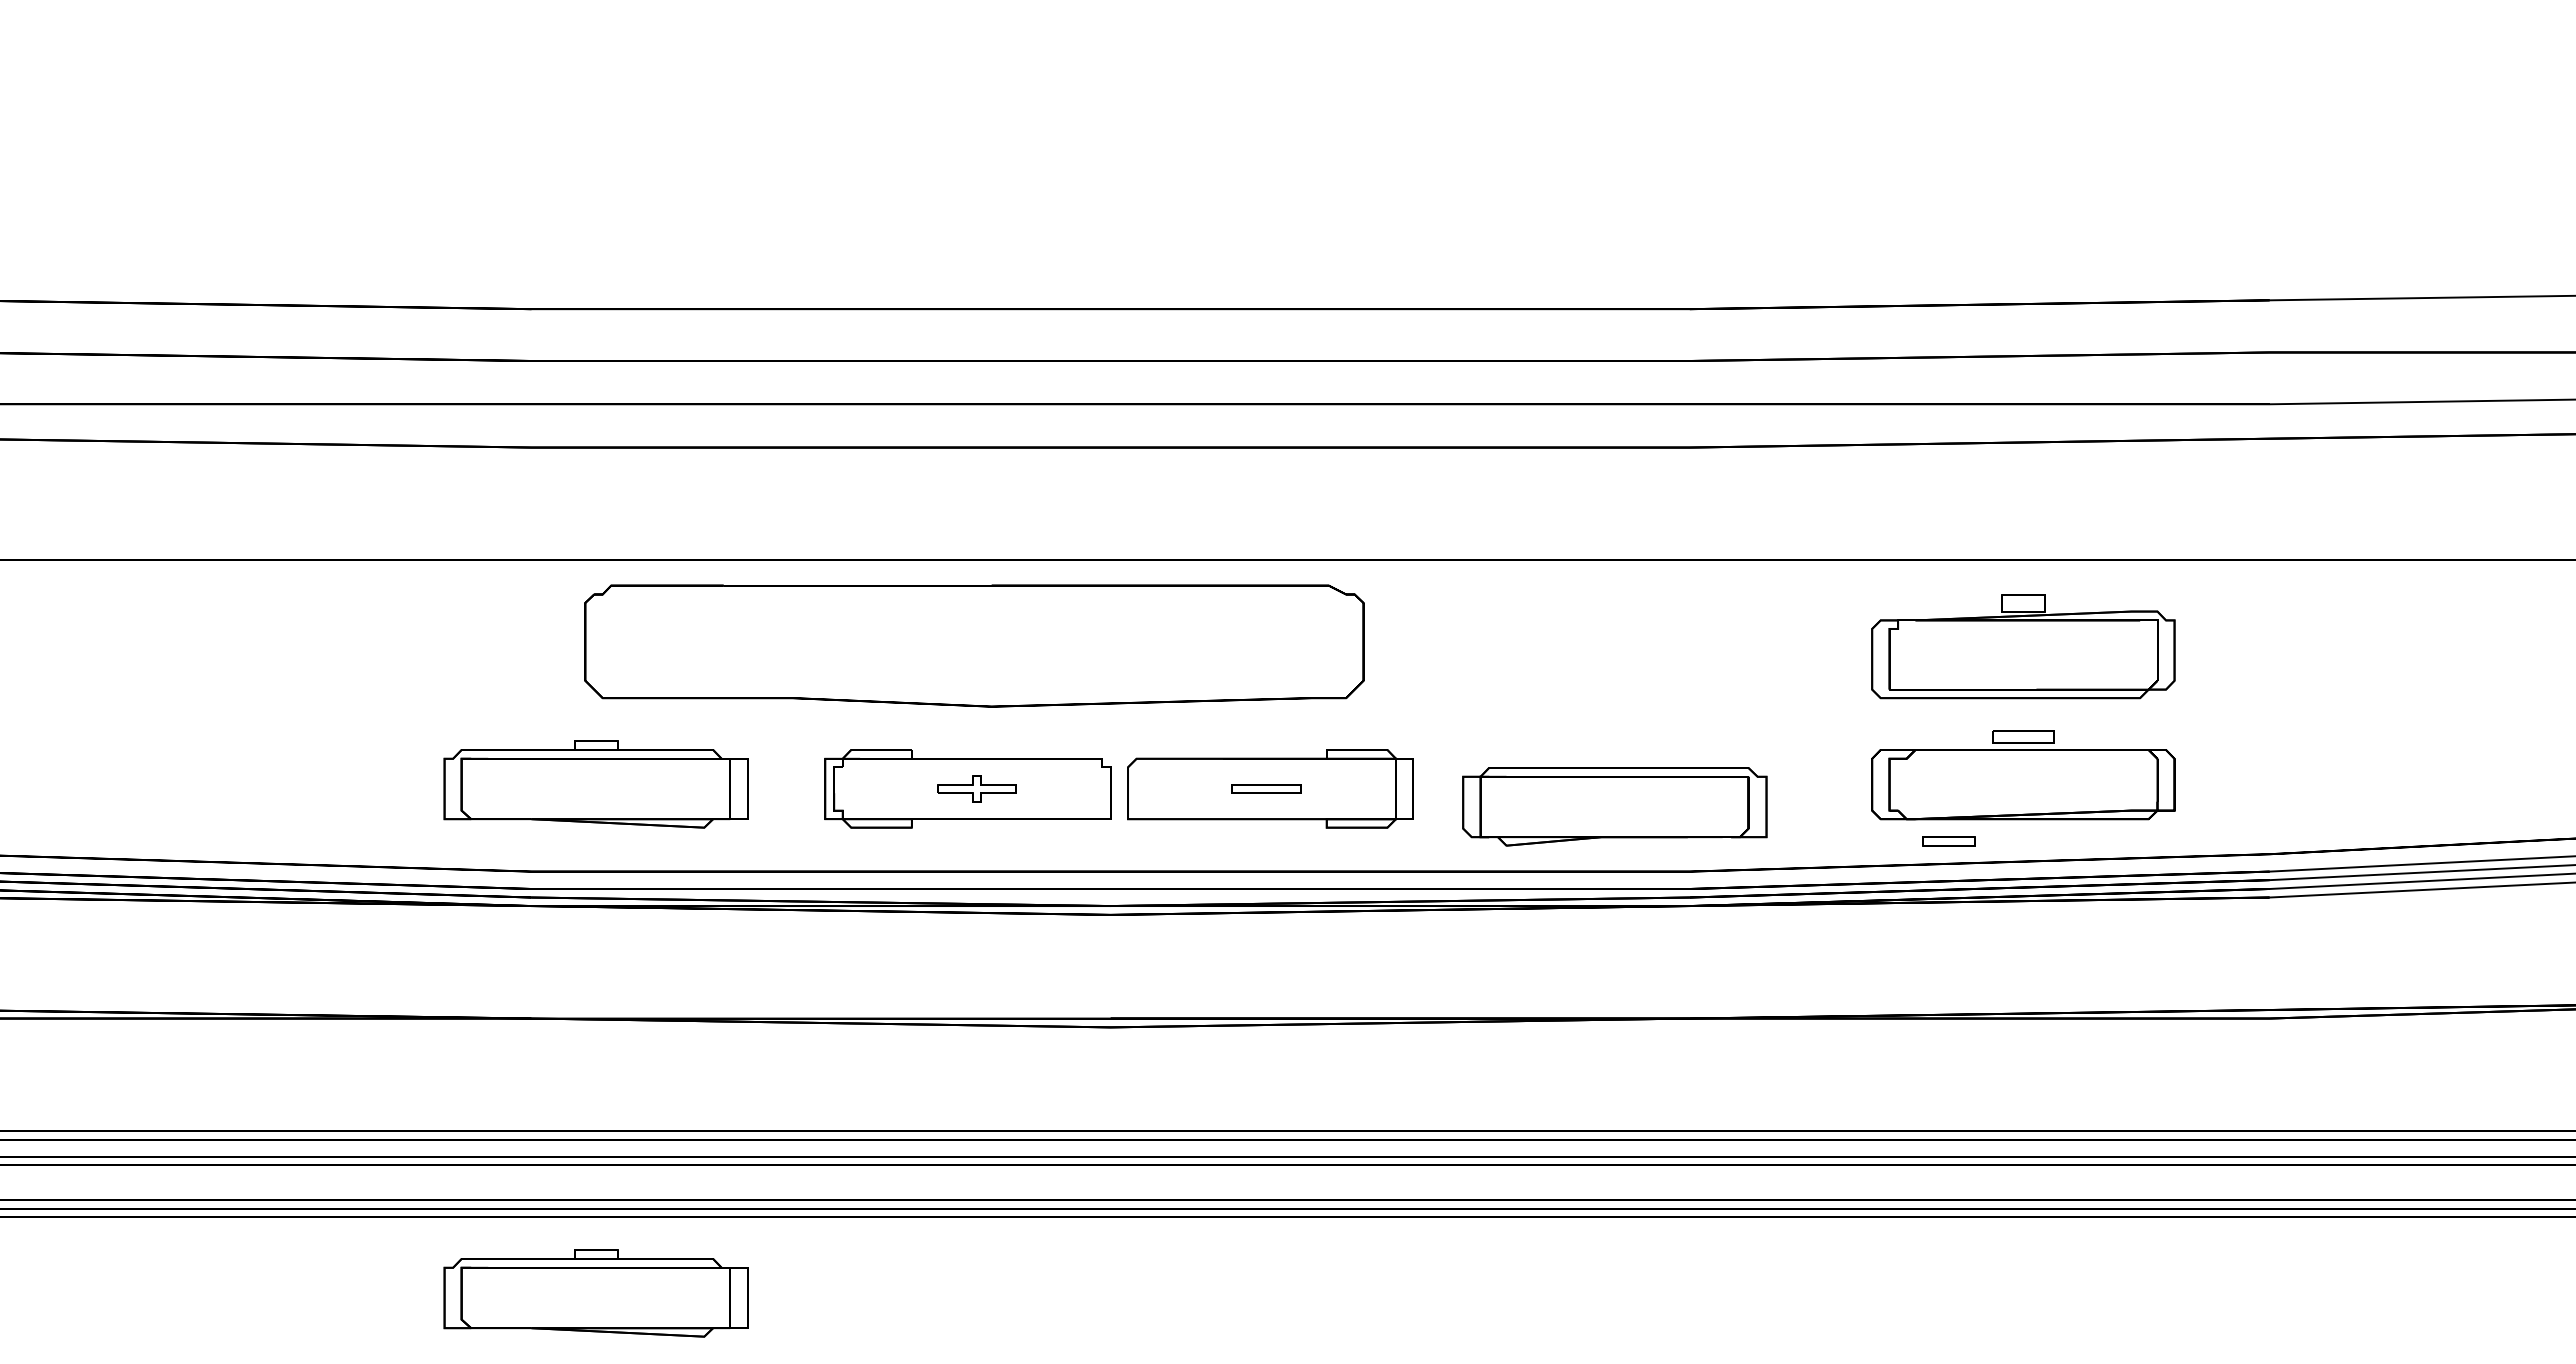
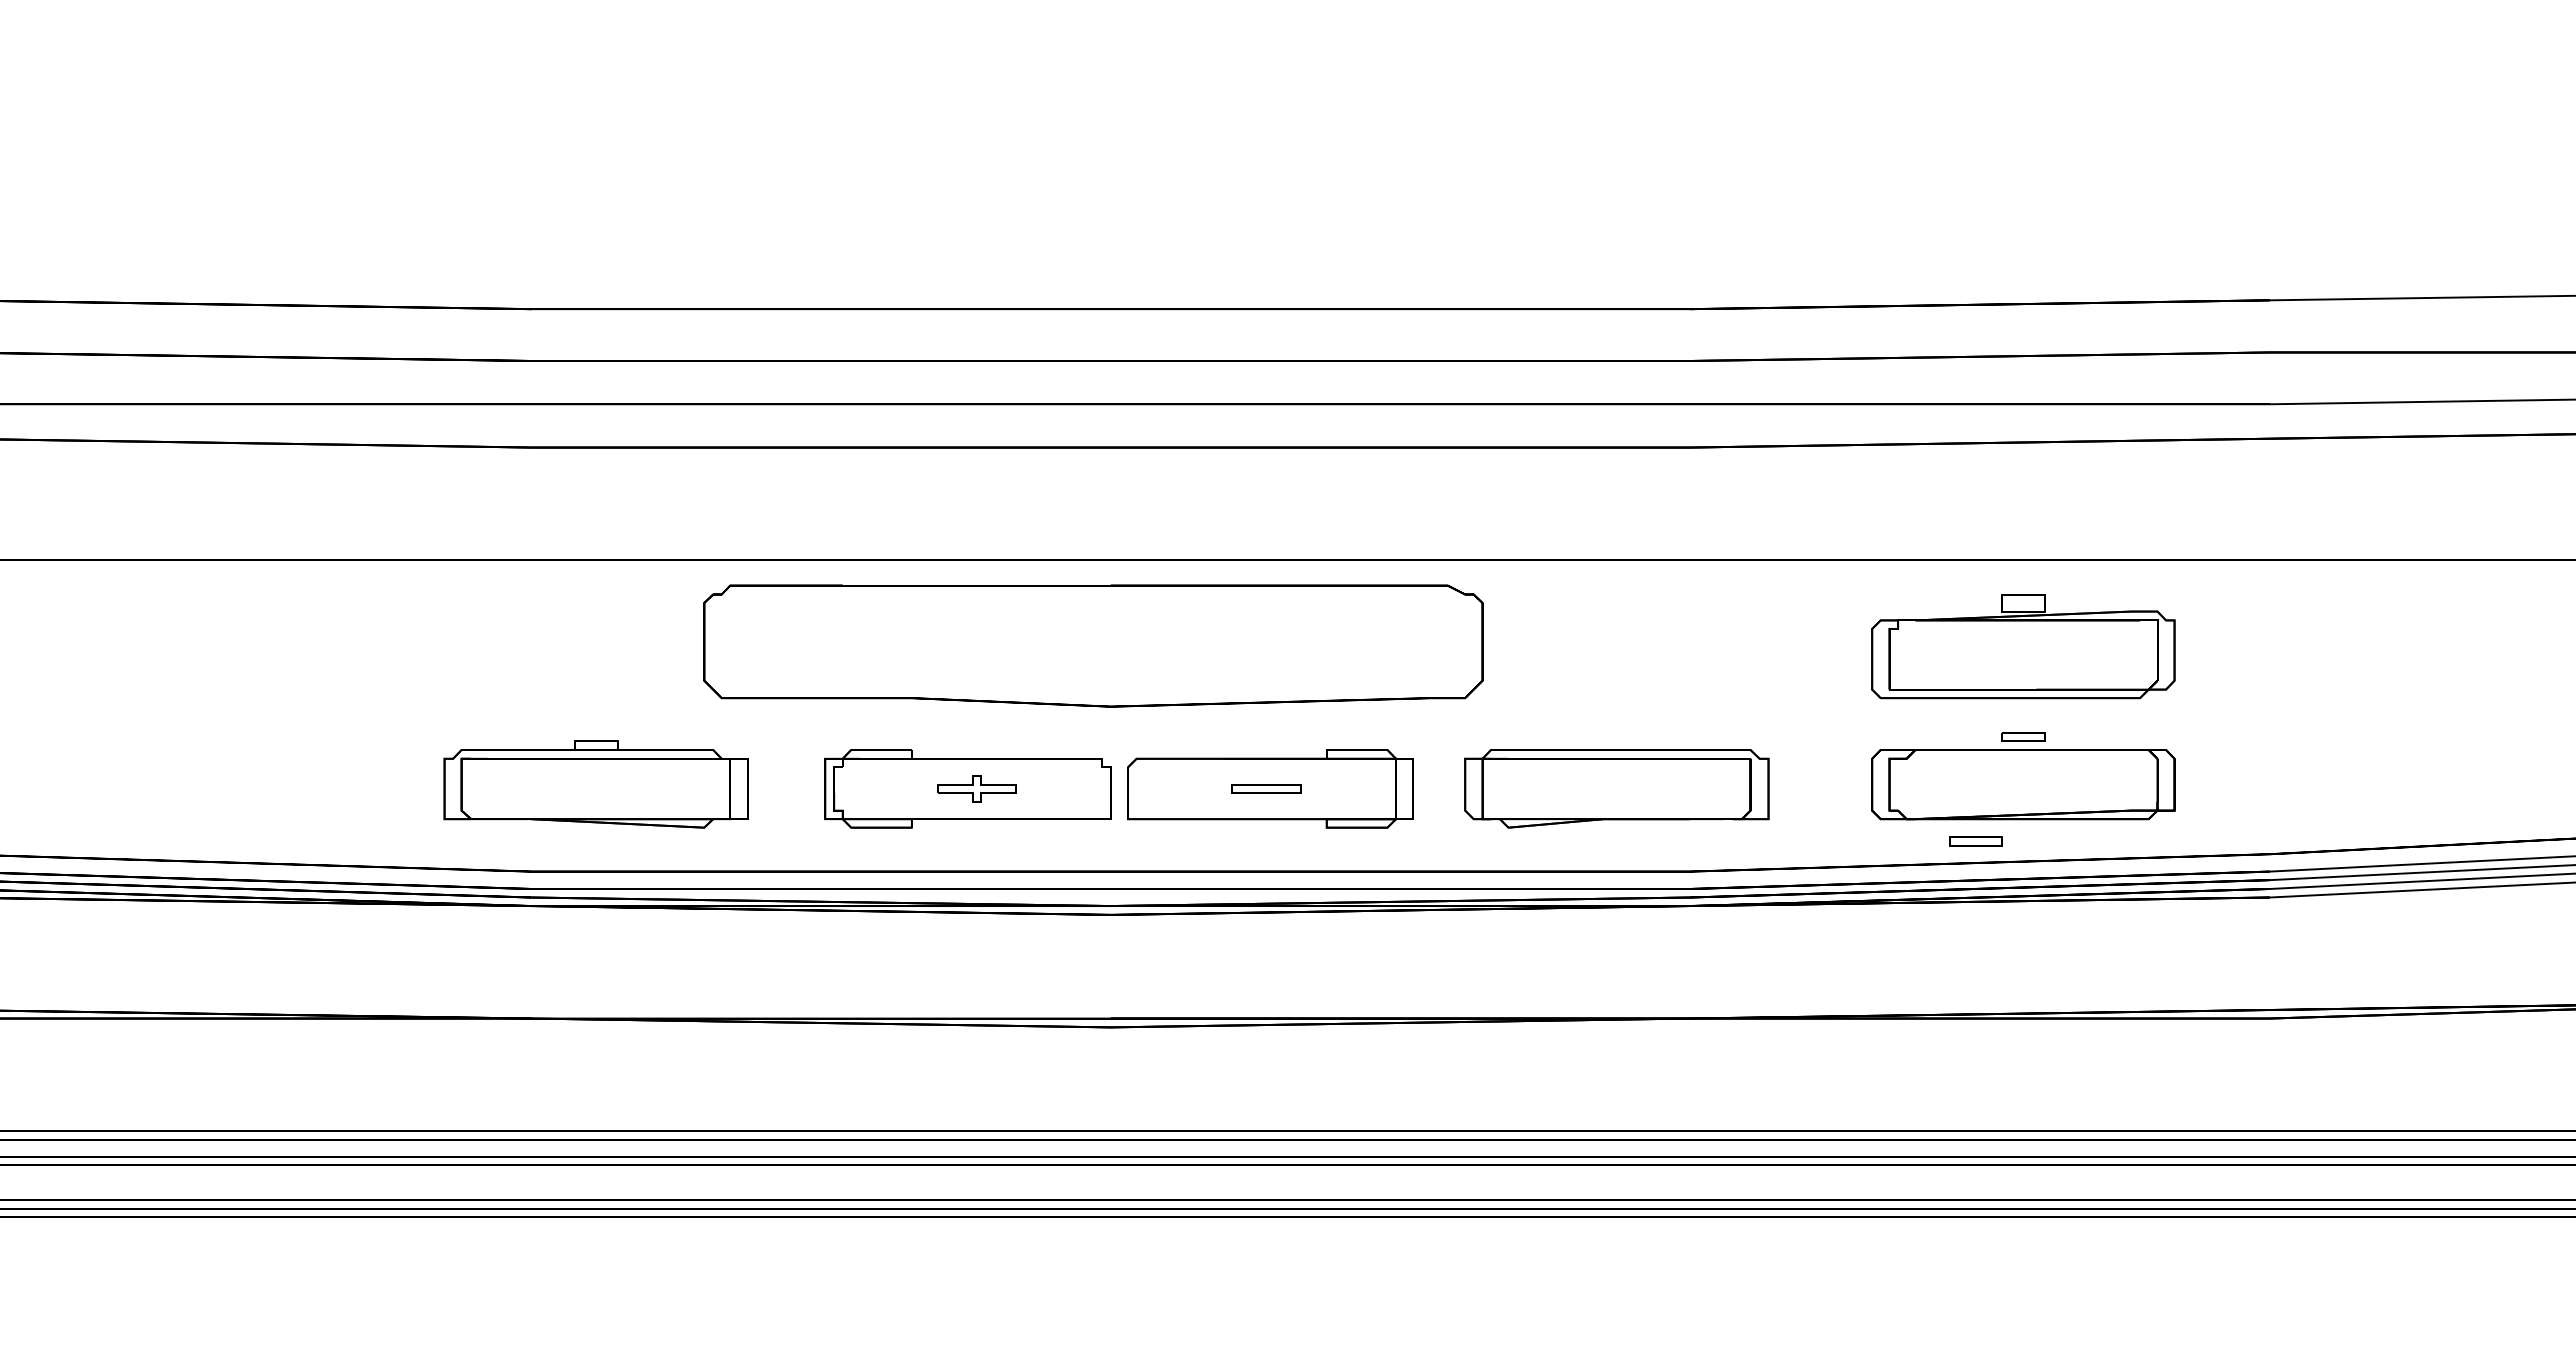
part position: (974, 645) -> (1093, 645) (1093, 645)
part size: 63x14 px -> 45x10 px (2023, 736)
part position: (1614, 806) -> (1616, 788) (1616, 788)
part position: (1948, 841) -> (1975, 841) (1975, 841)
part: present -> none (595, 1293)
